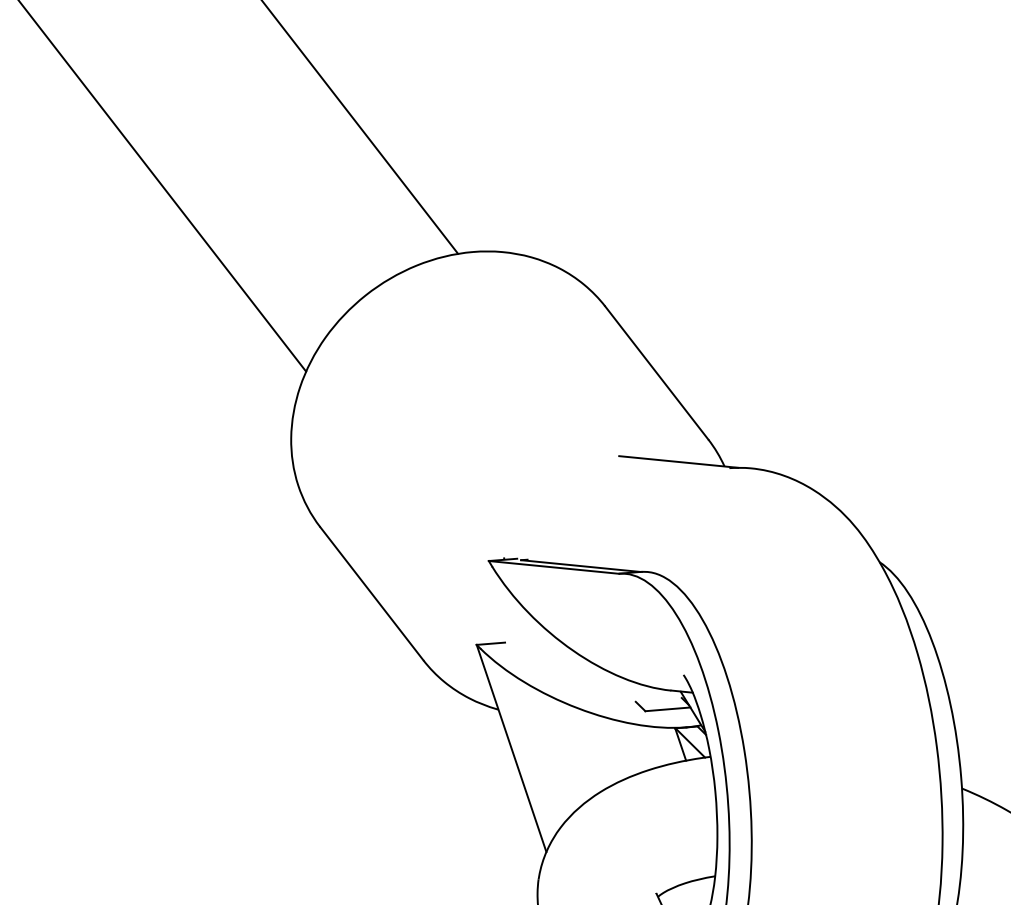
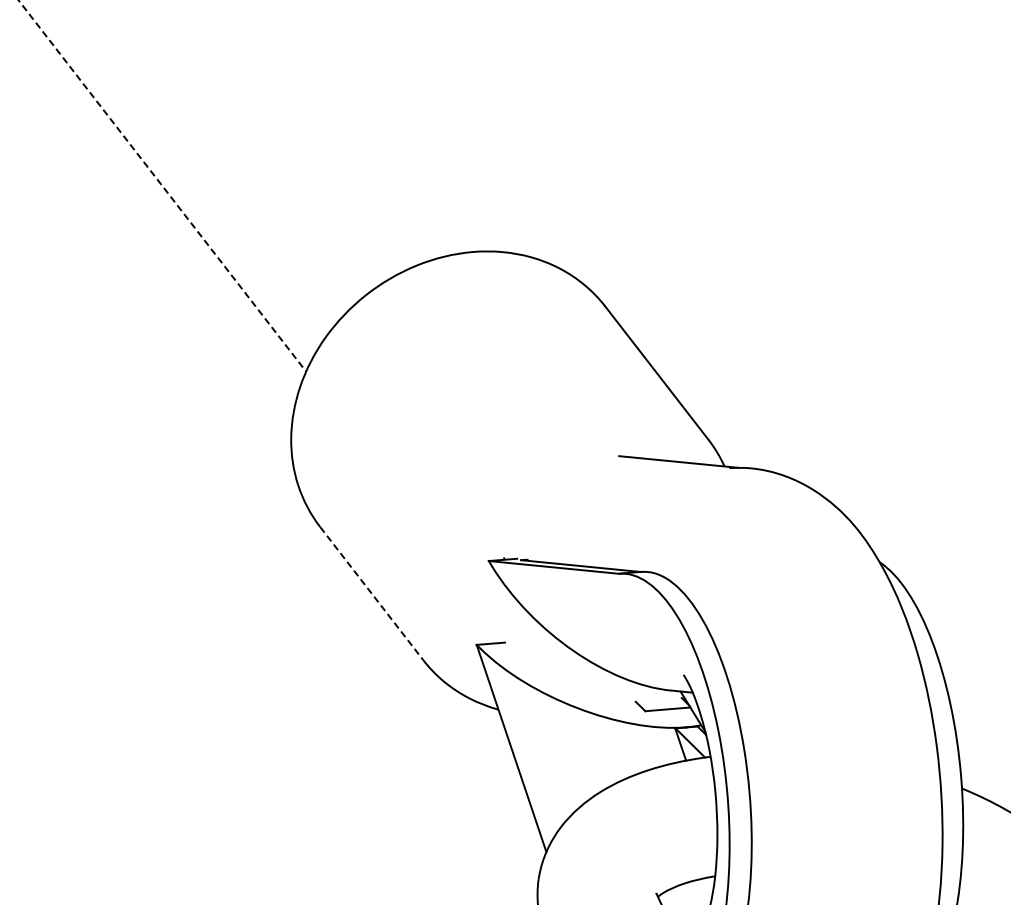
line: present -> none (360, 127)
line: solid -> dashed (162, 185)
line: solid -> dashed (372, 594)
